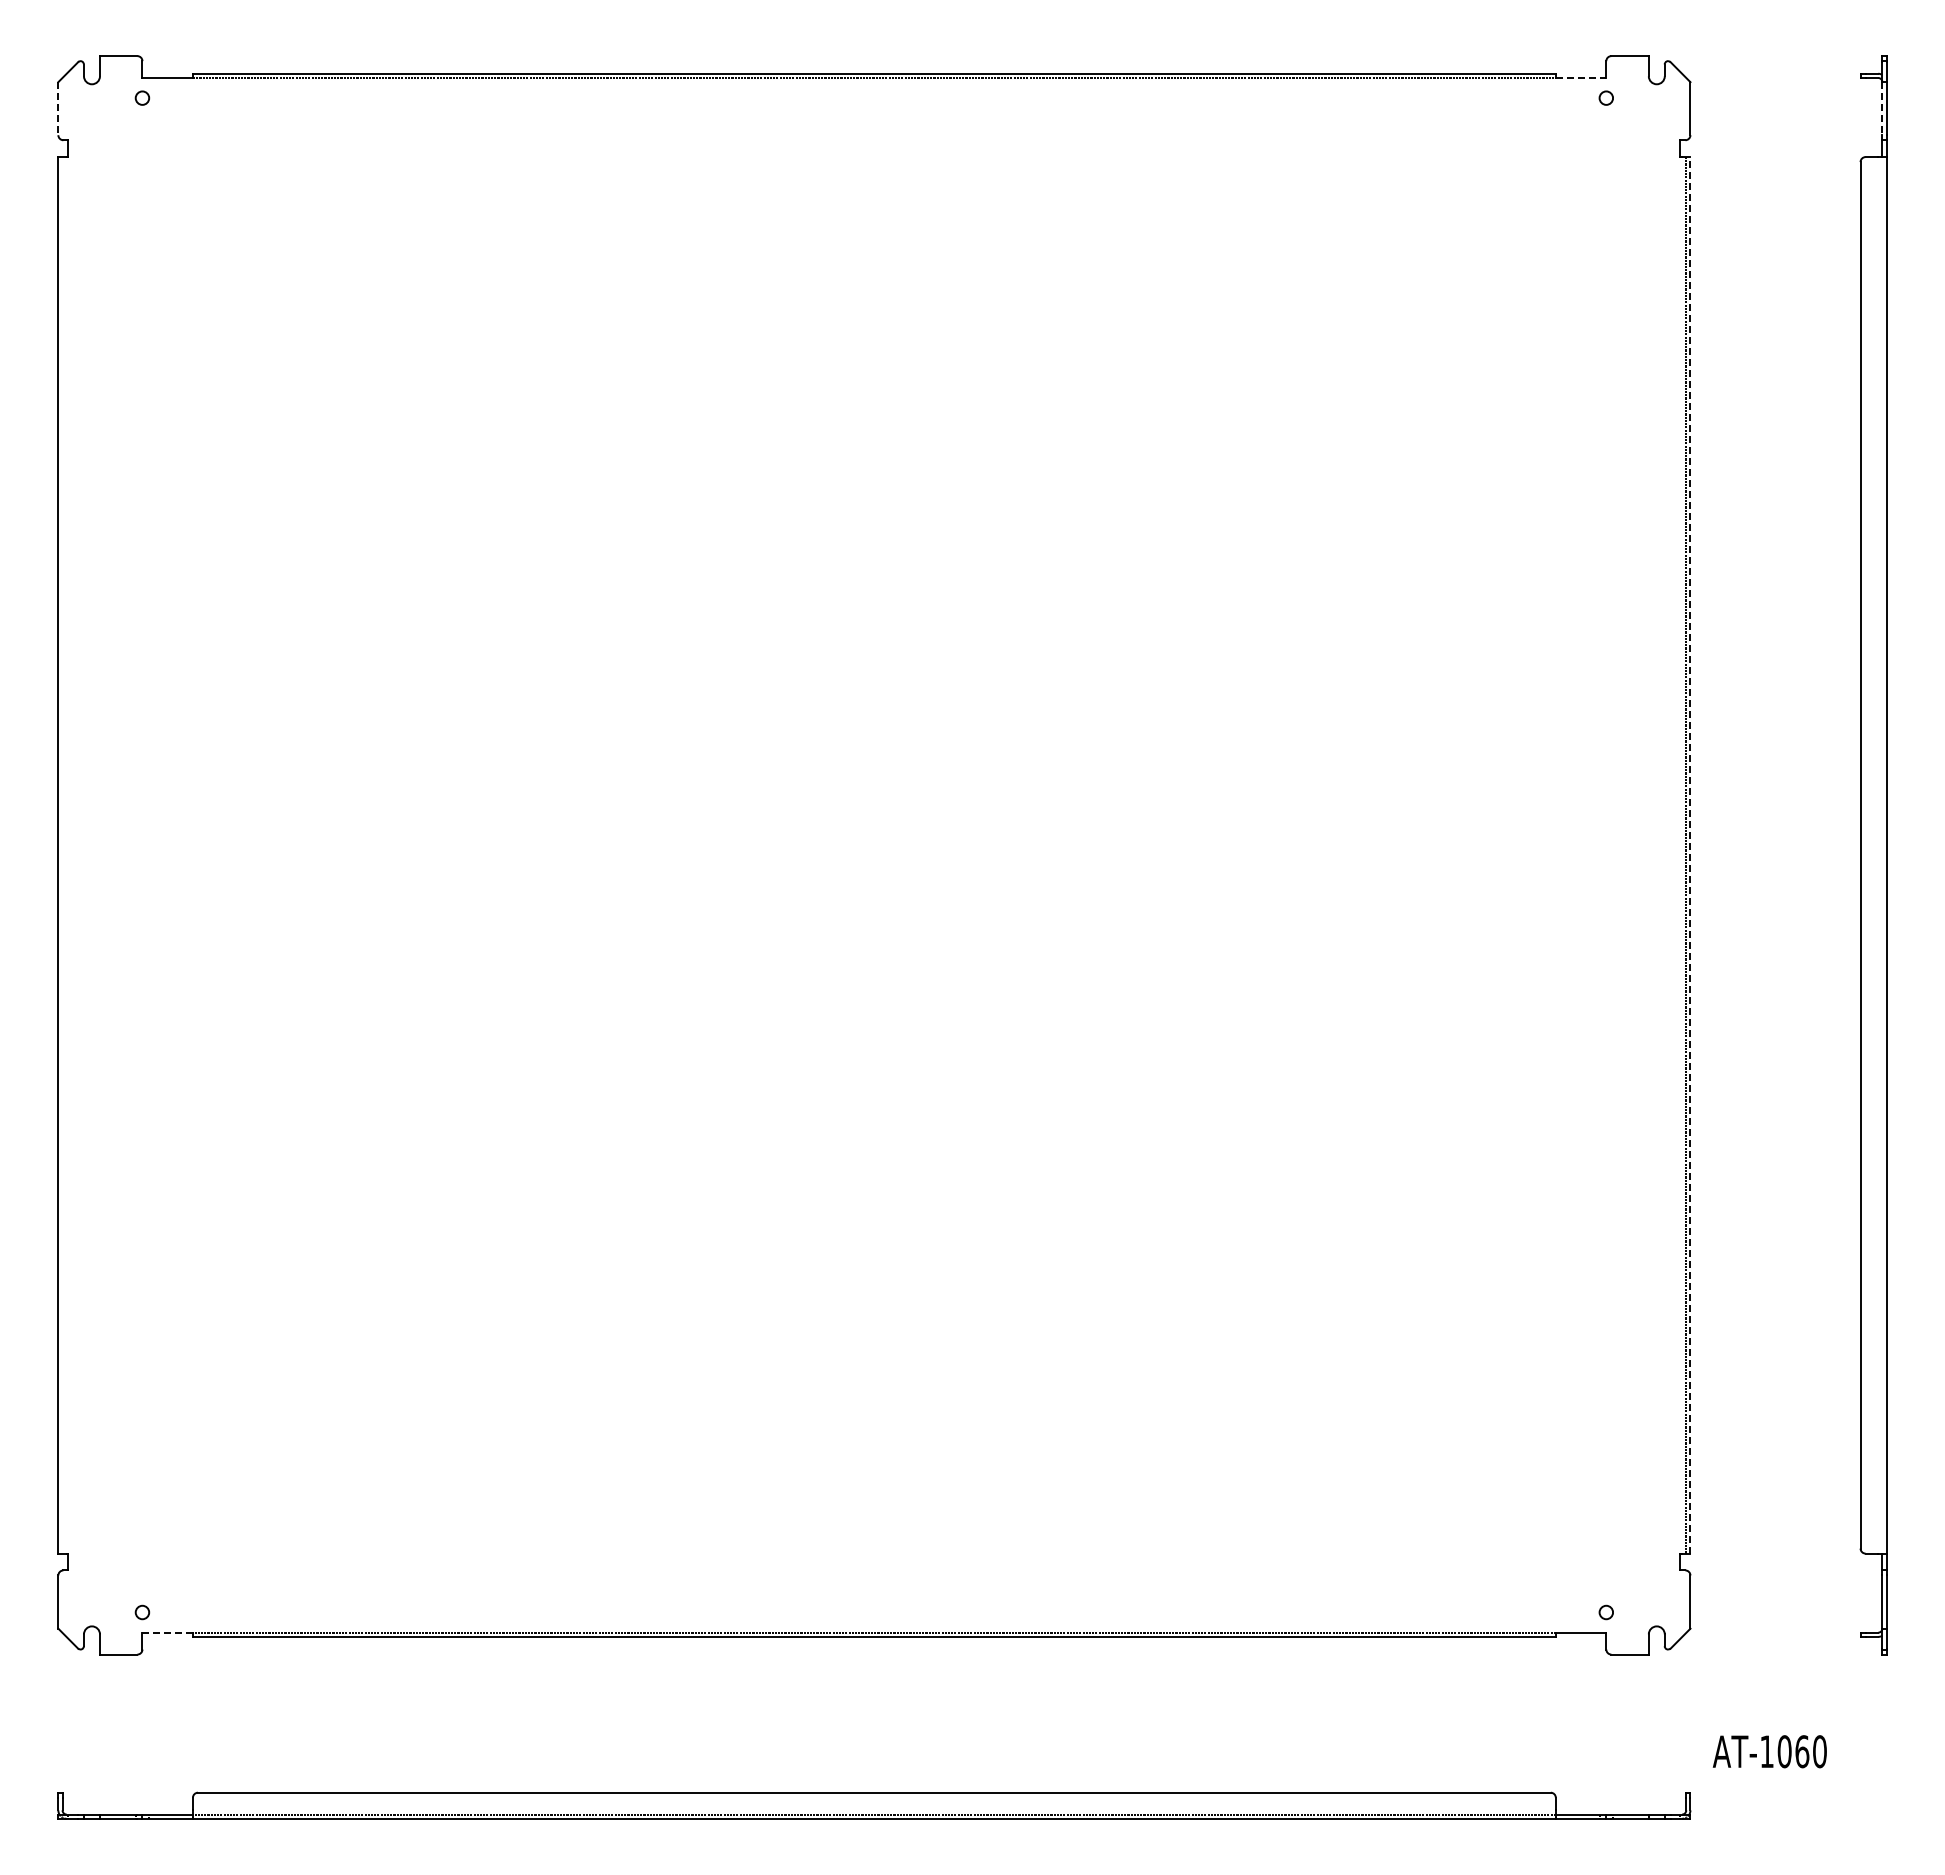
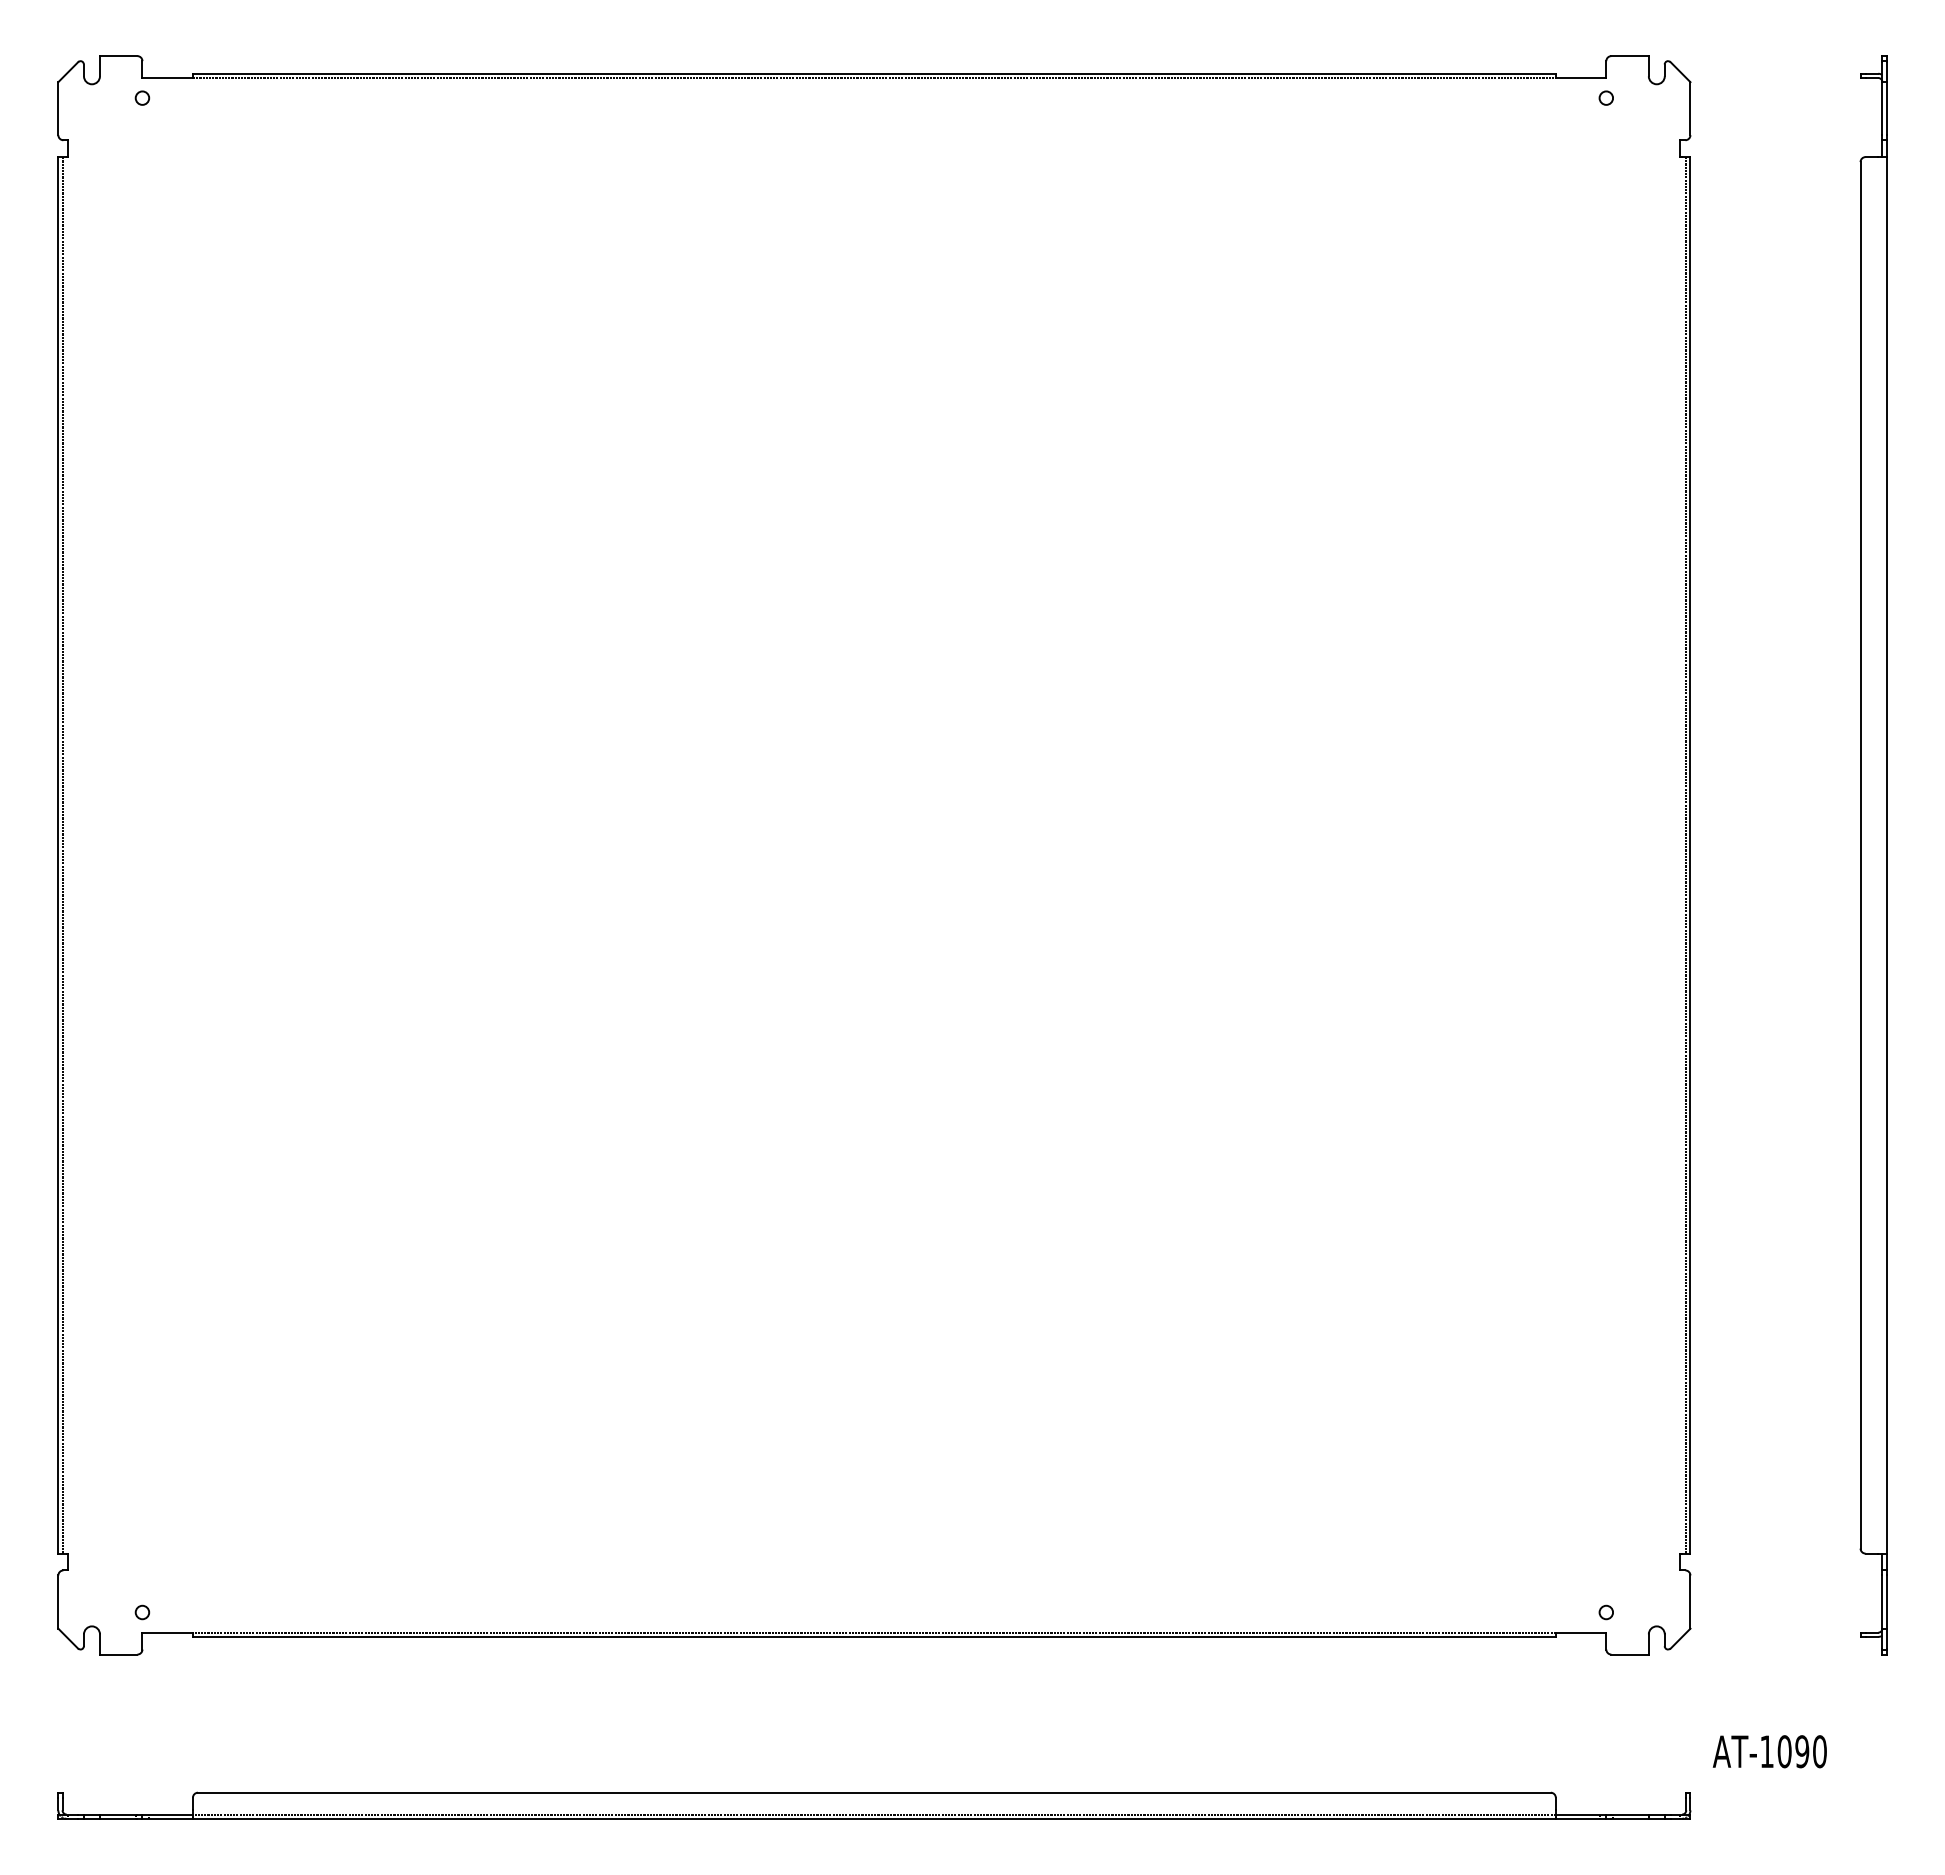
line: dashed -> solid (1581, 77)
line: dashed -> solid (58, 108)
line: dashed -> solid (1882, 108)
line: dashed -> solid (1690, 854)
line: none -> present (62, 855)
line: dashed -> solid (167, 1632)
text: AT-1060 -> AT-1090 (1802, 1751)
